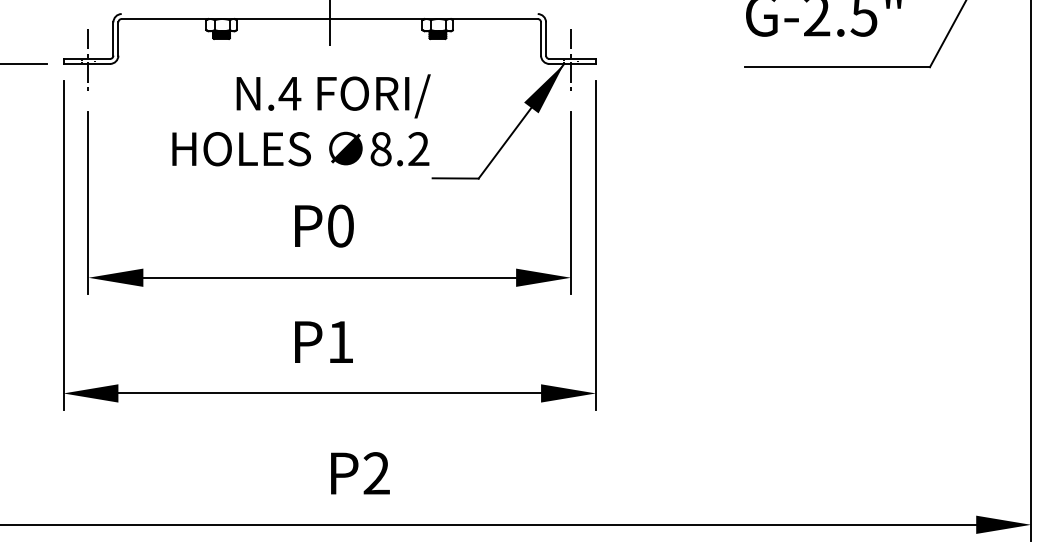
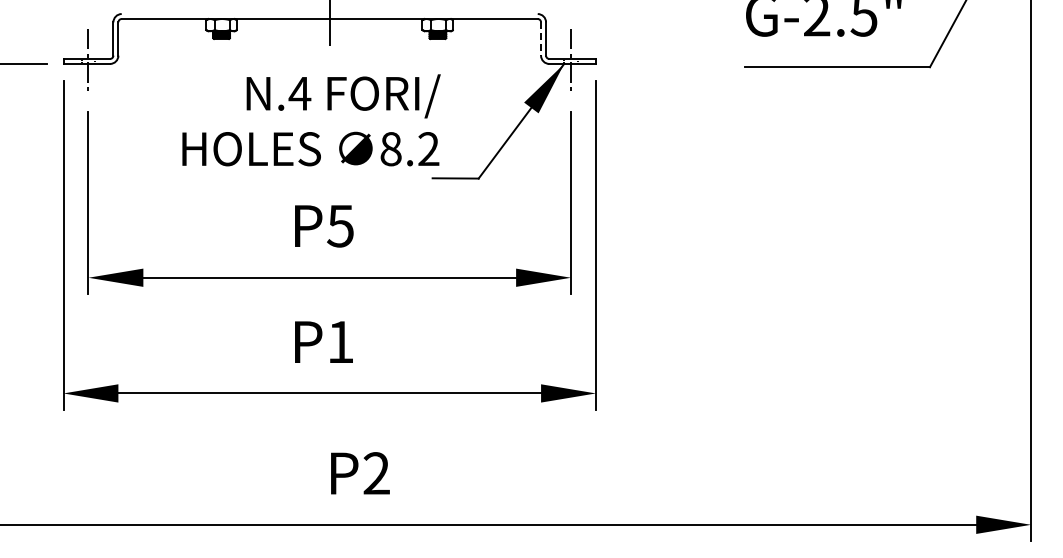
line: solid -> dashed (541, 39)
text position: (301, 120) -> (311, 120) (311, 120)
text: P0 -> P5 (340, 225)
